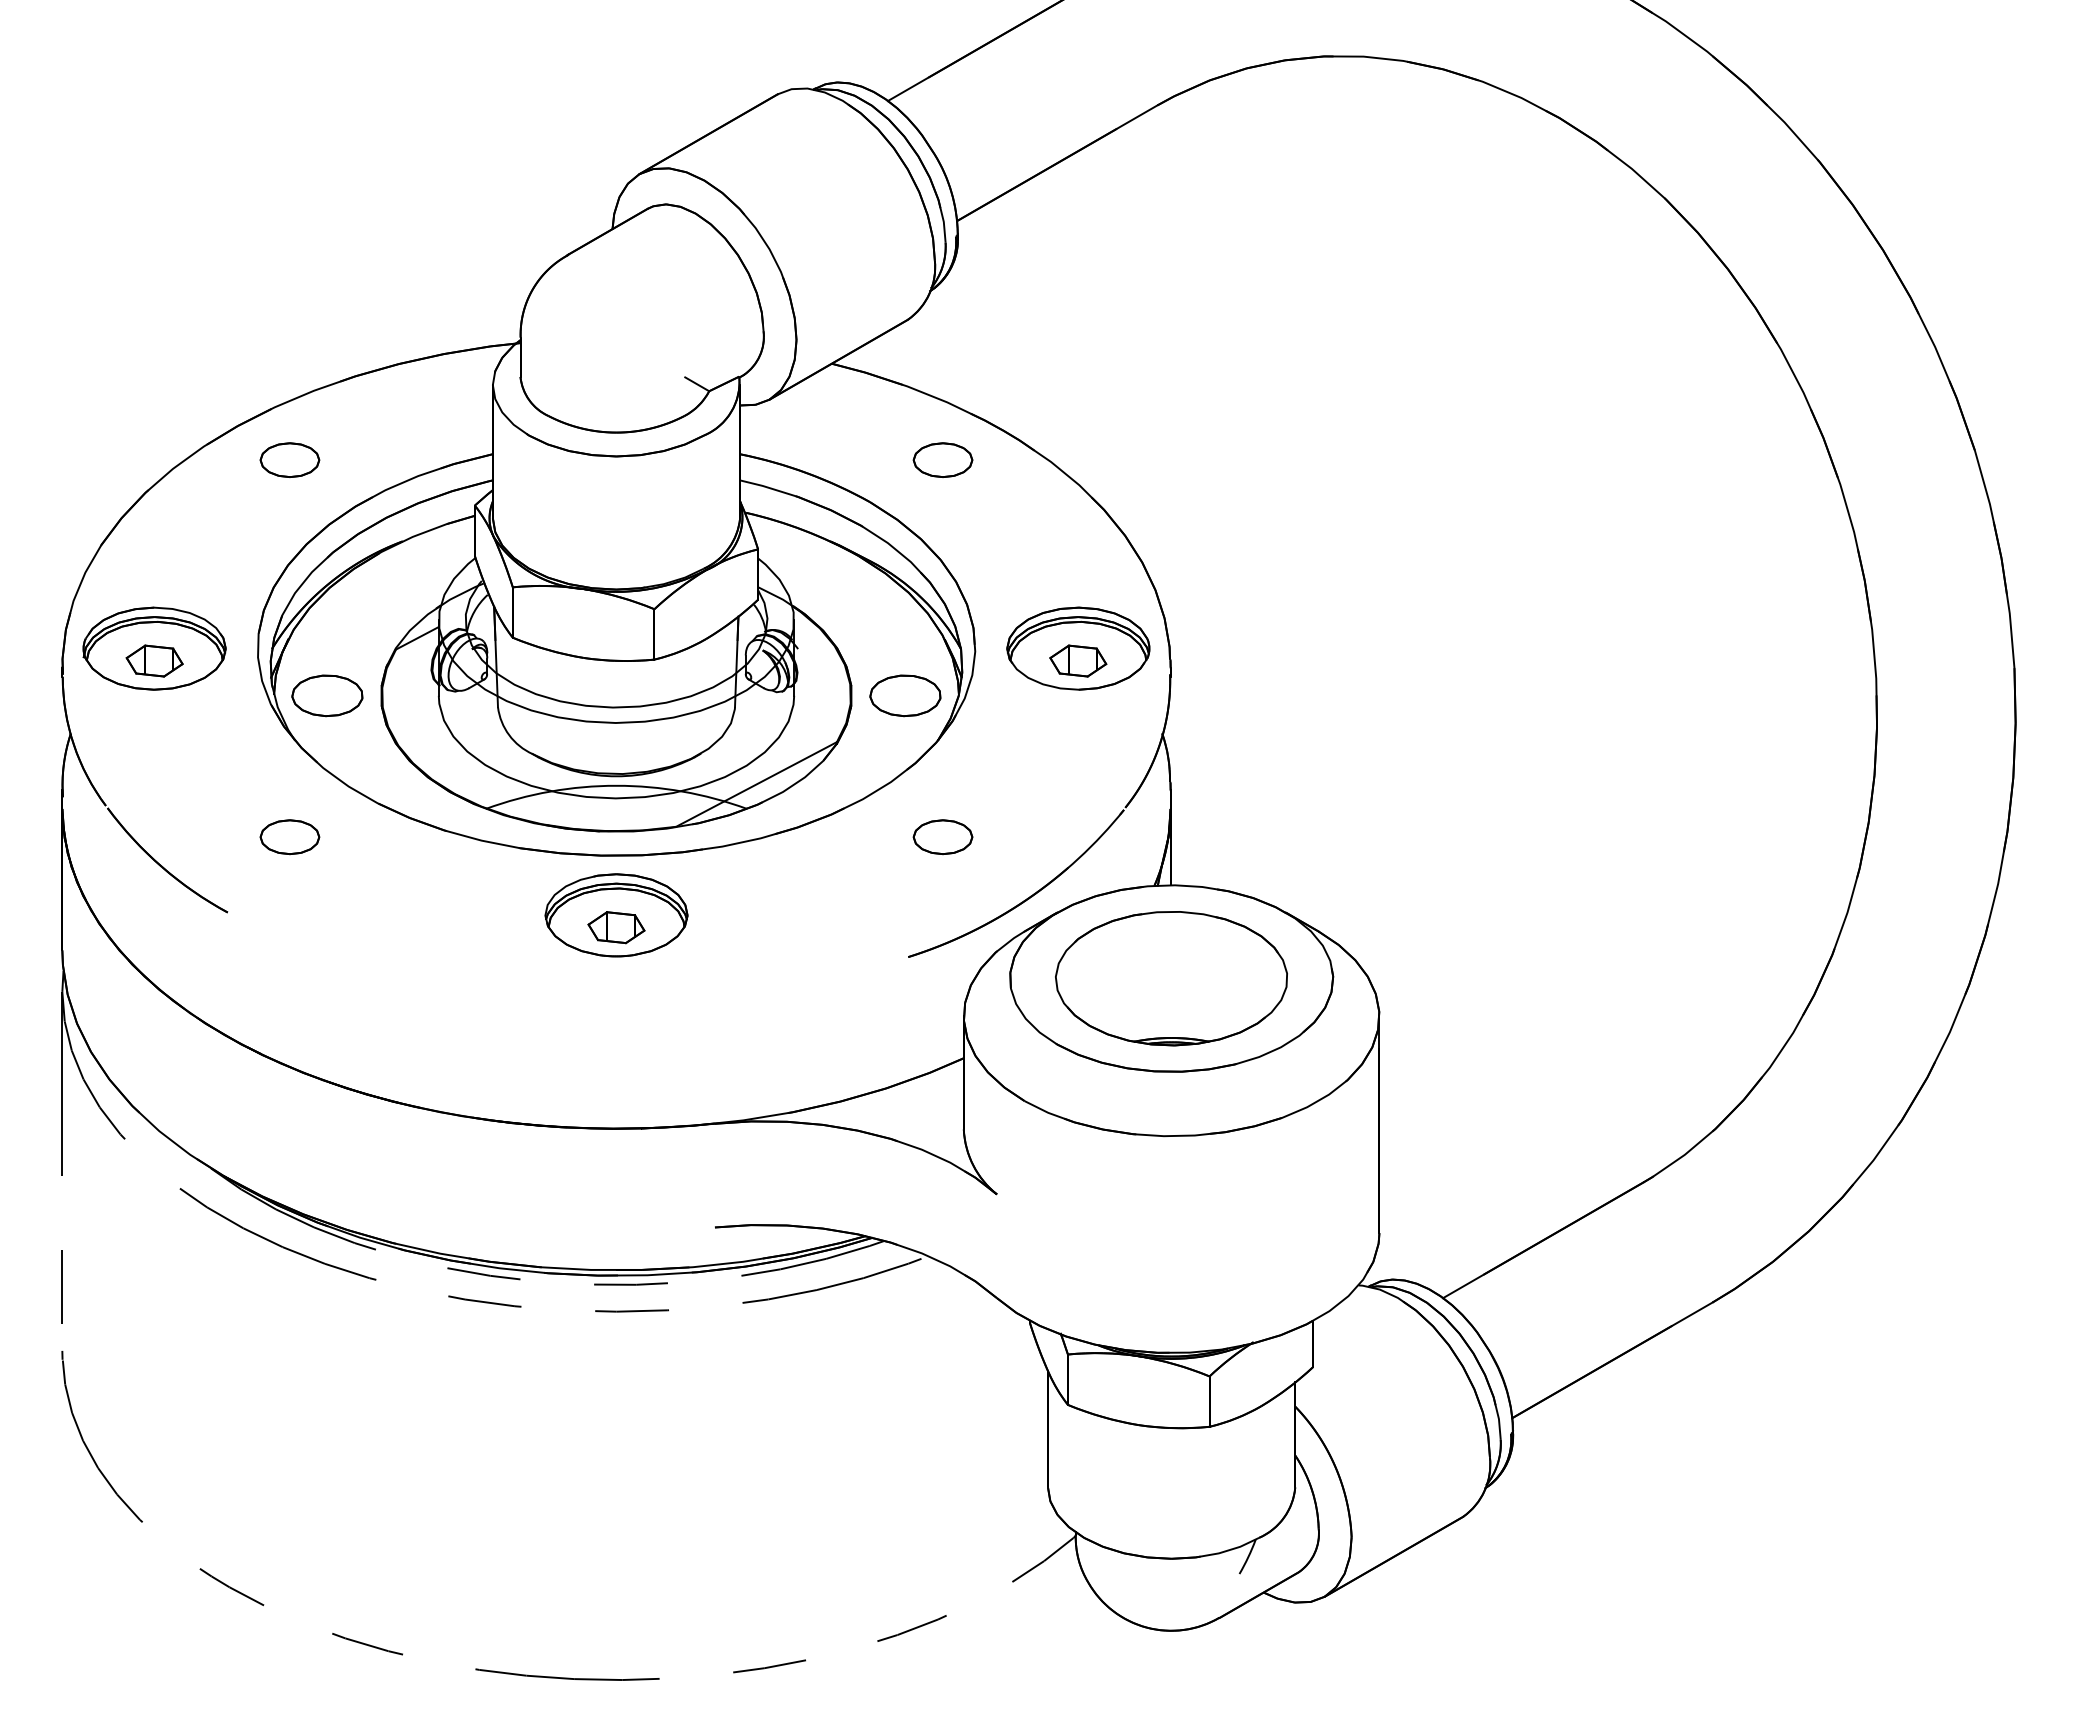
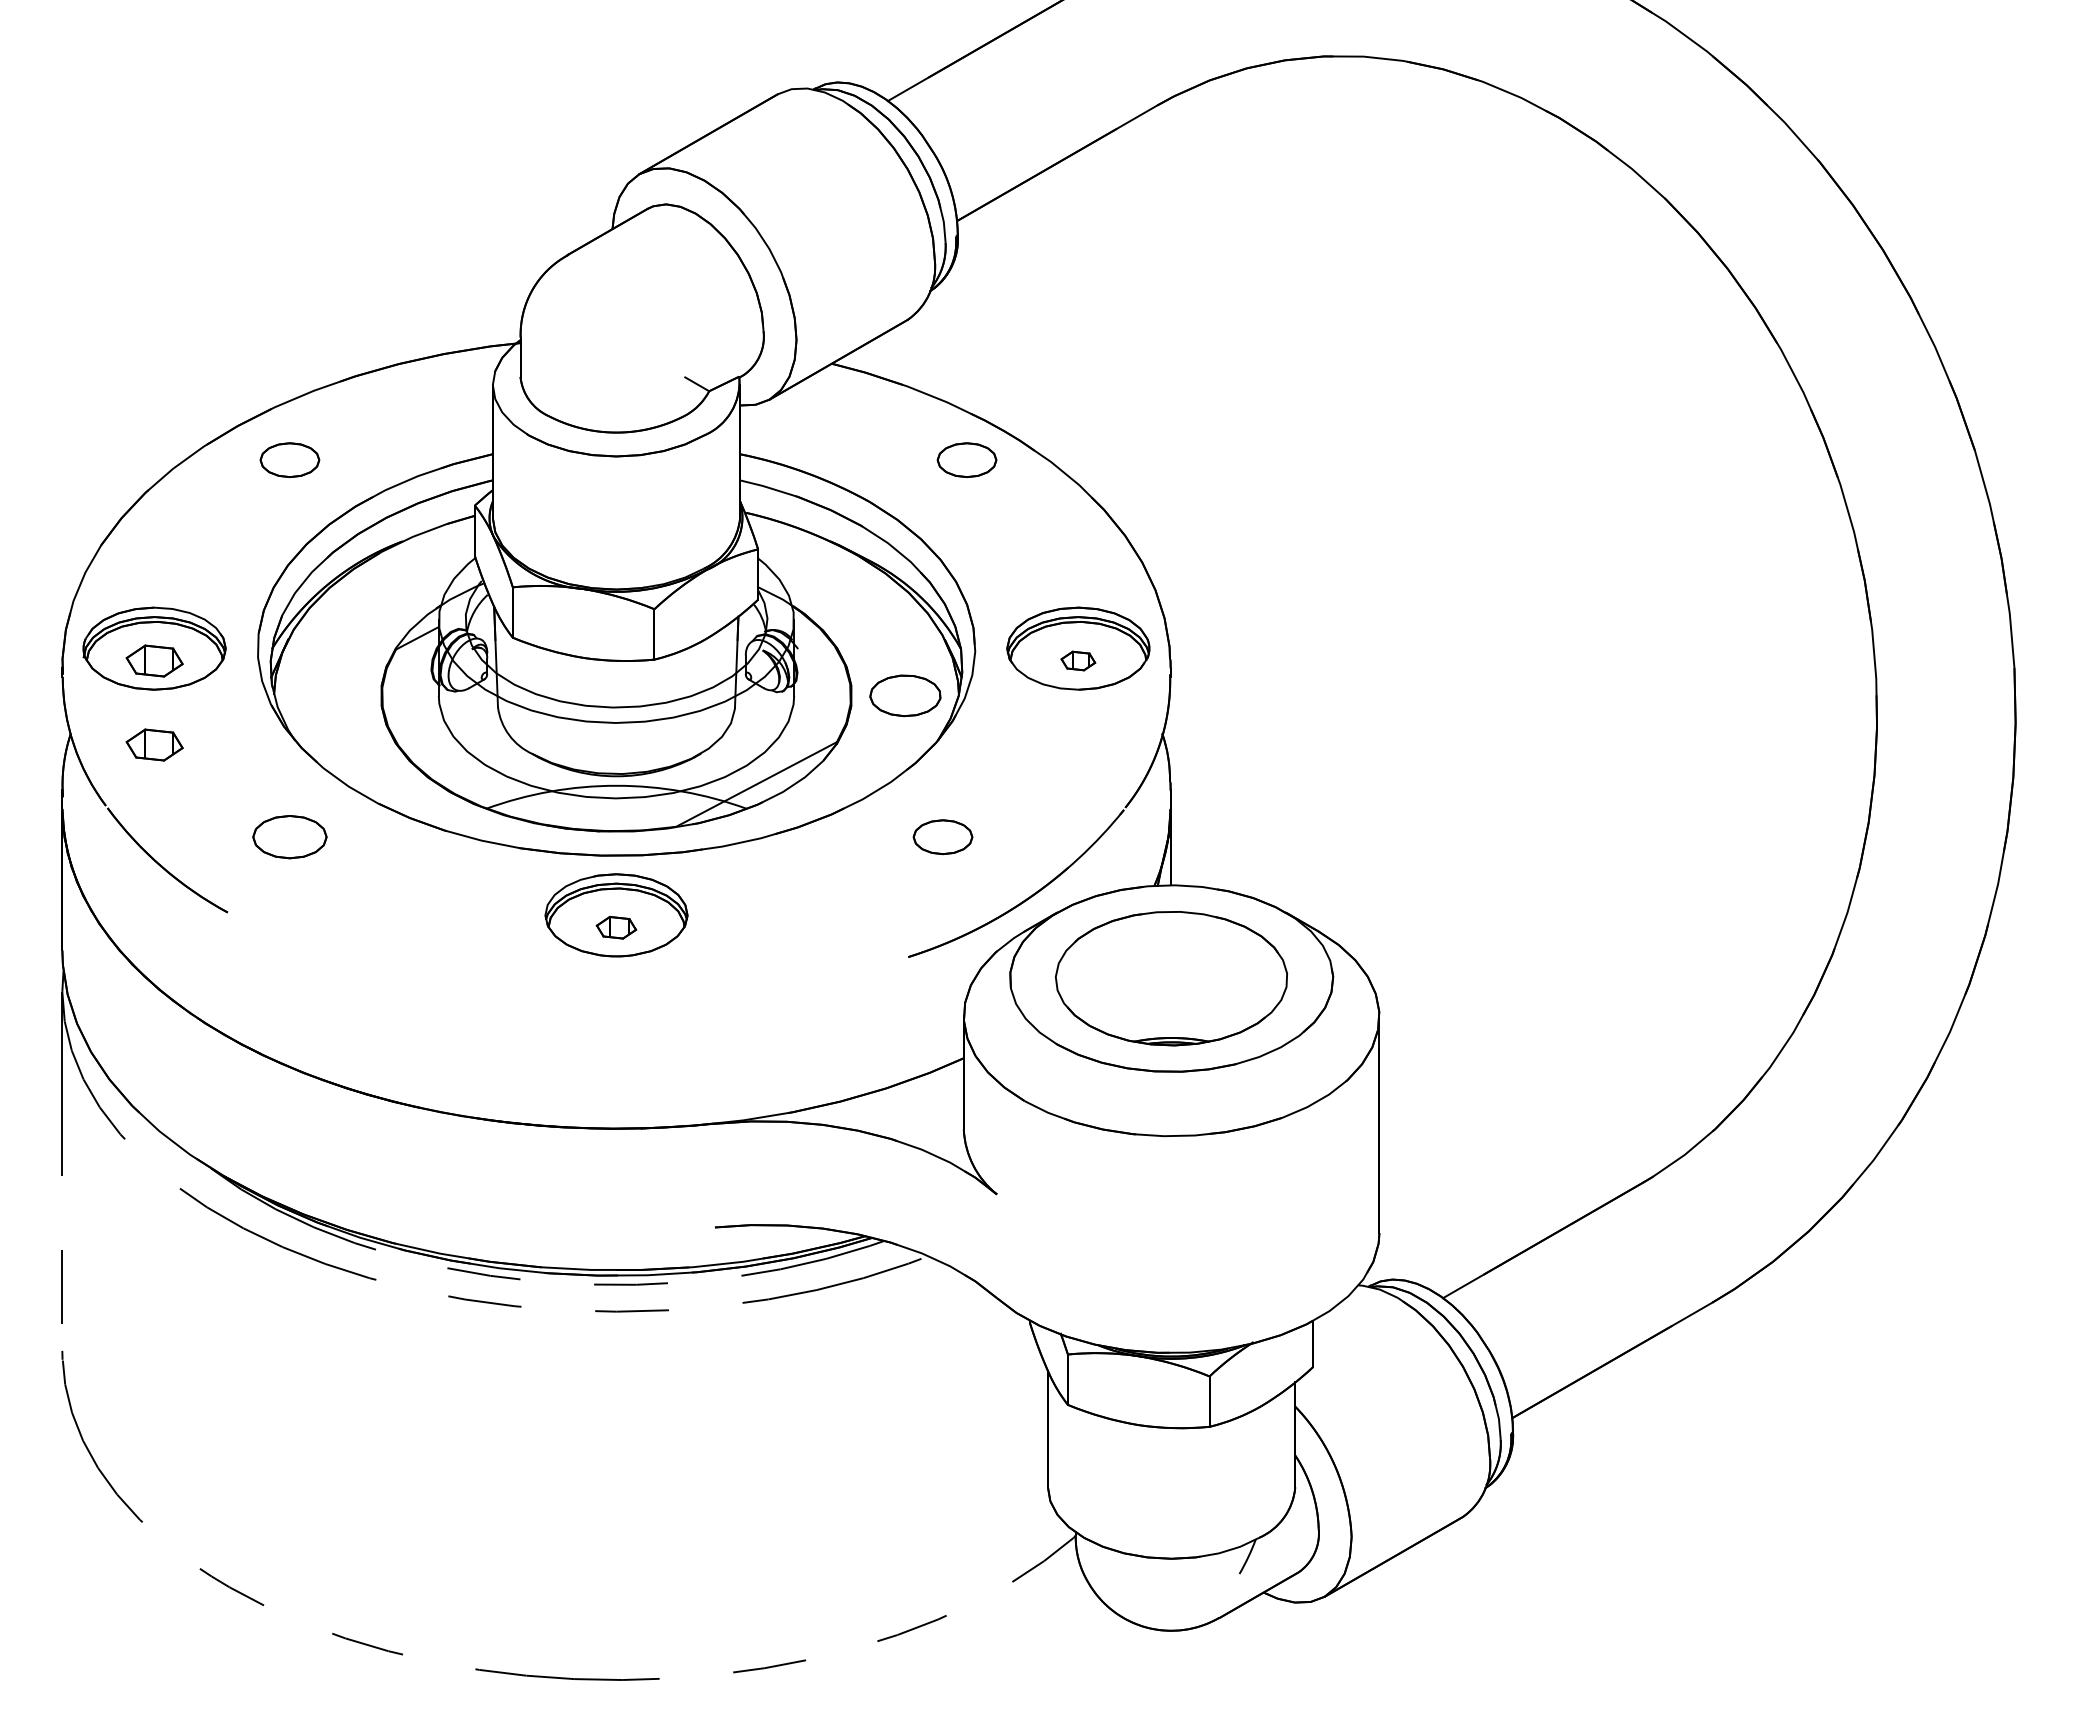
part position: (942, 459) -> (966, 459) (966, 459)
part size: 59x34 px -> 37x22 px (1078, 660)
part: present -> none (327, 695)
part: none -> present (154, 744)
part size: 62x37 px -> 76x45 px (289, 837)
part size: 59x34 px -> 43x24 px (616, 927)
